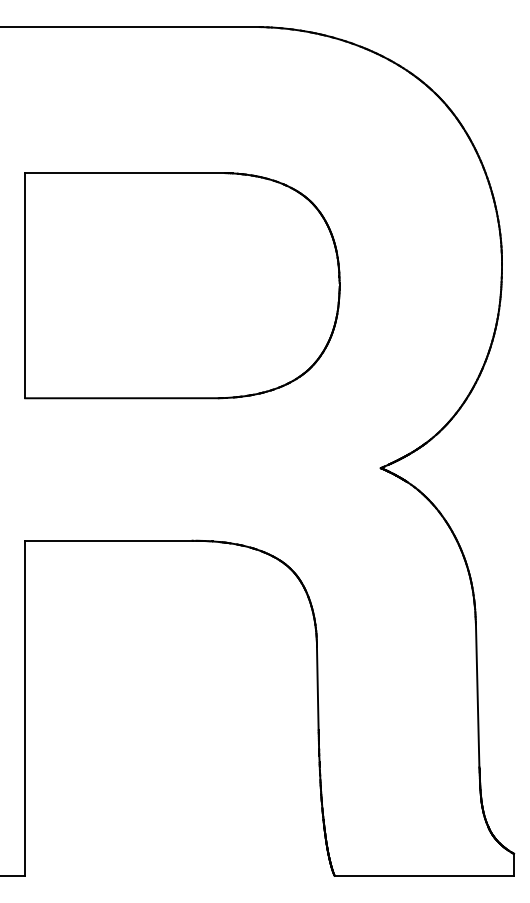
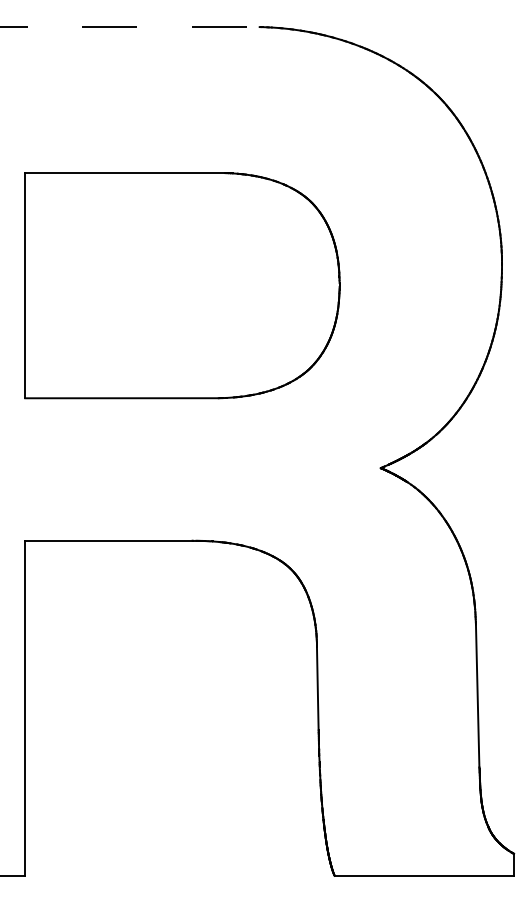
line: solid -> dashed (130, 27)
